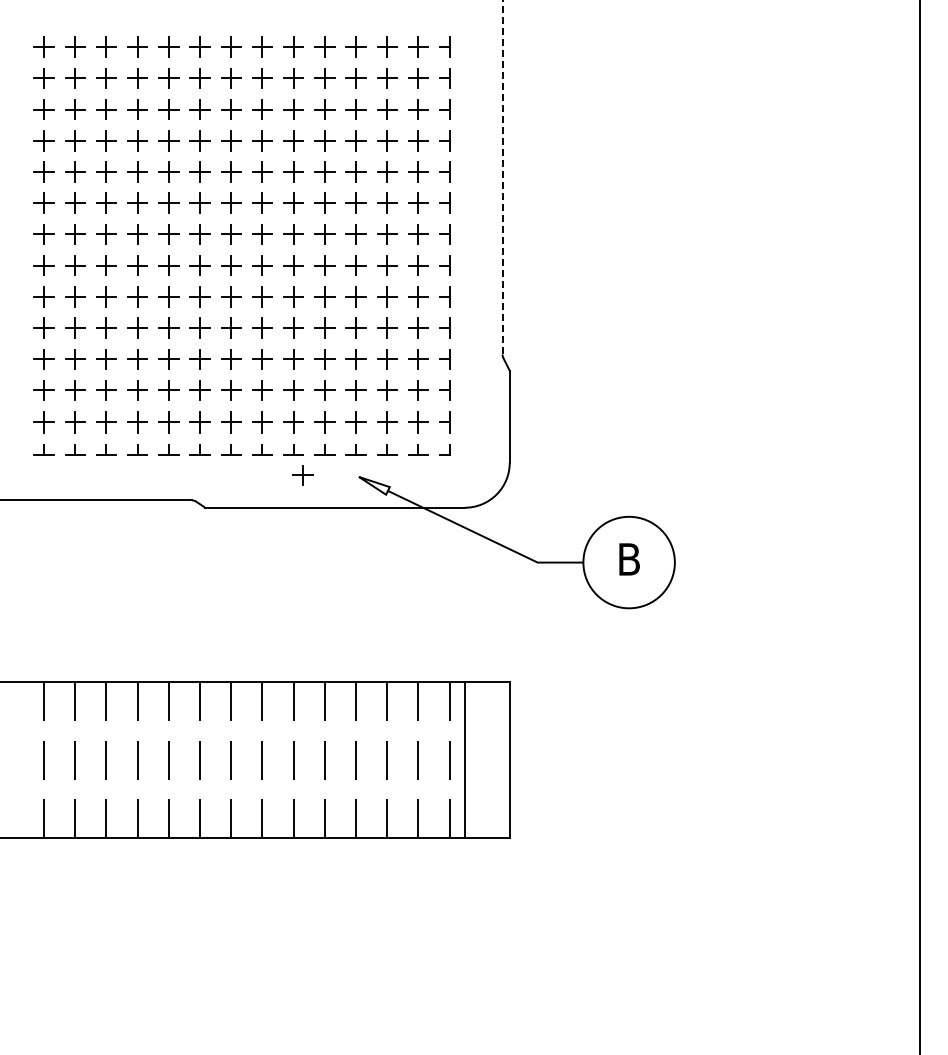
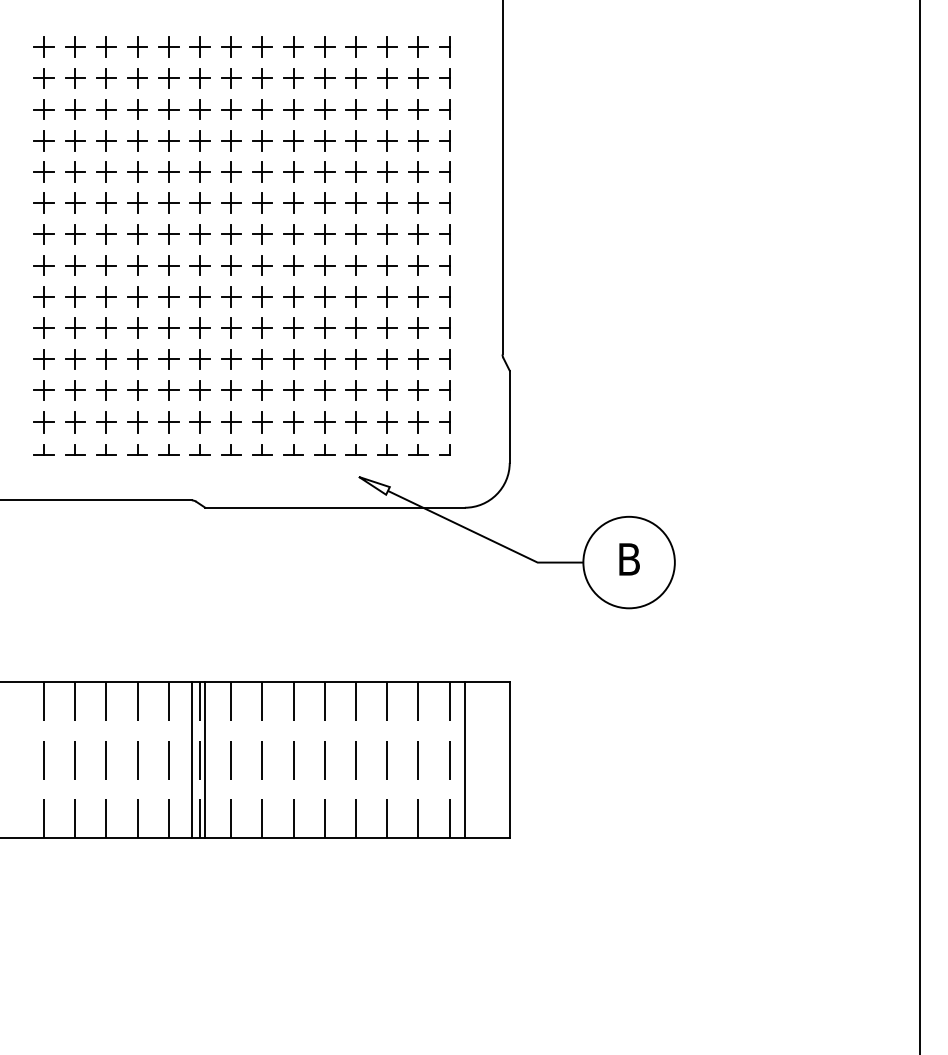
line: dashed -> solid (502, 177)
part: present -> none (302, 475)
line: none -> present (191, 760)
line: none -> present (205, 760)
